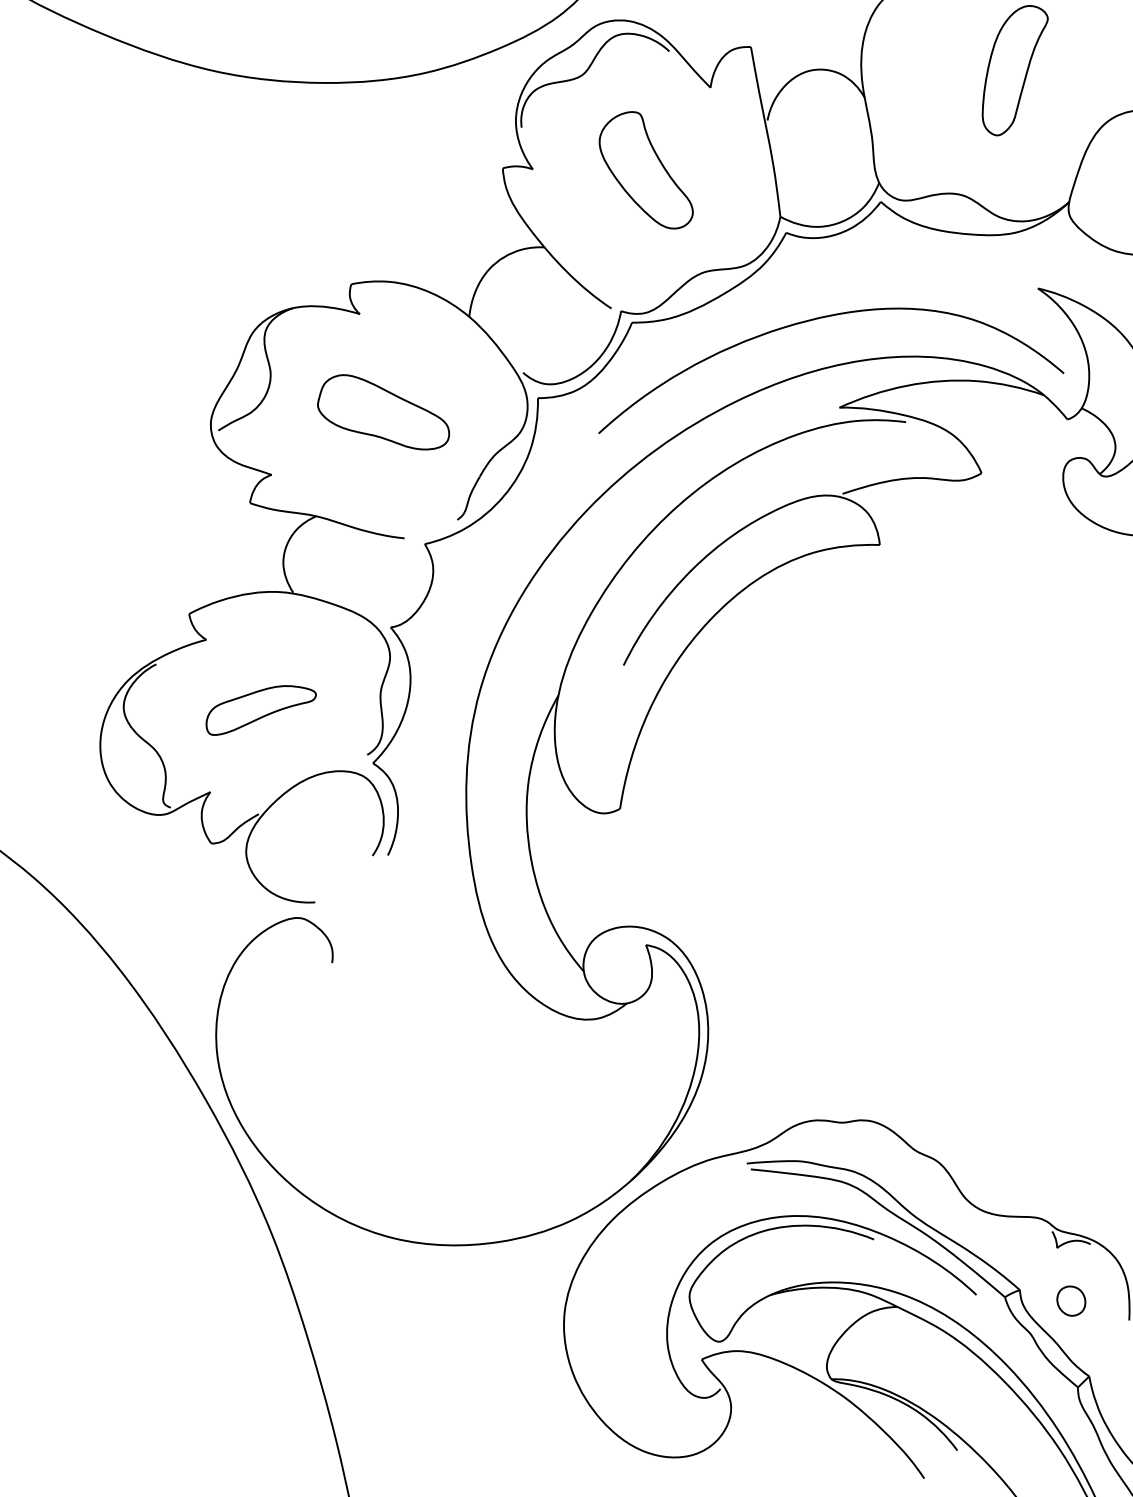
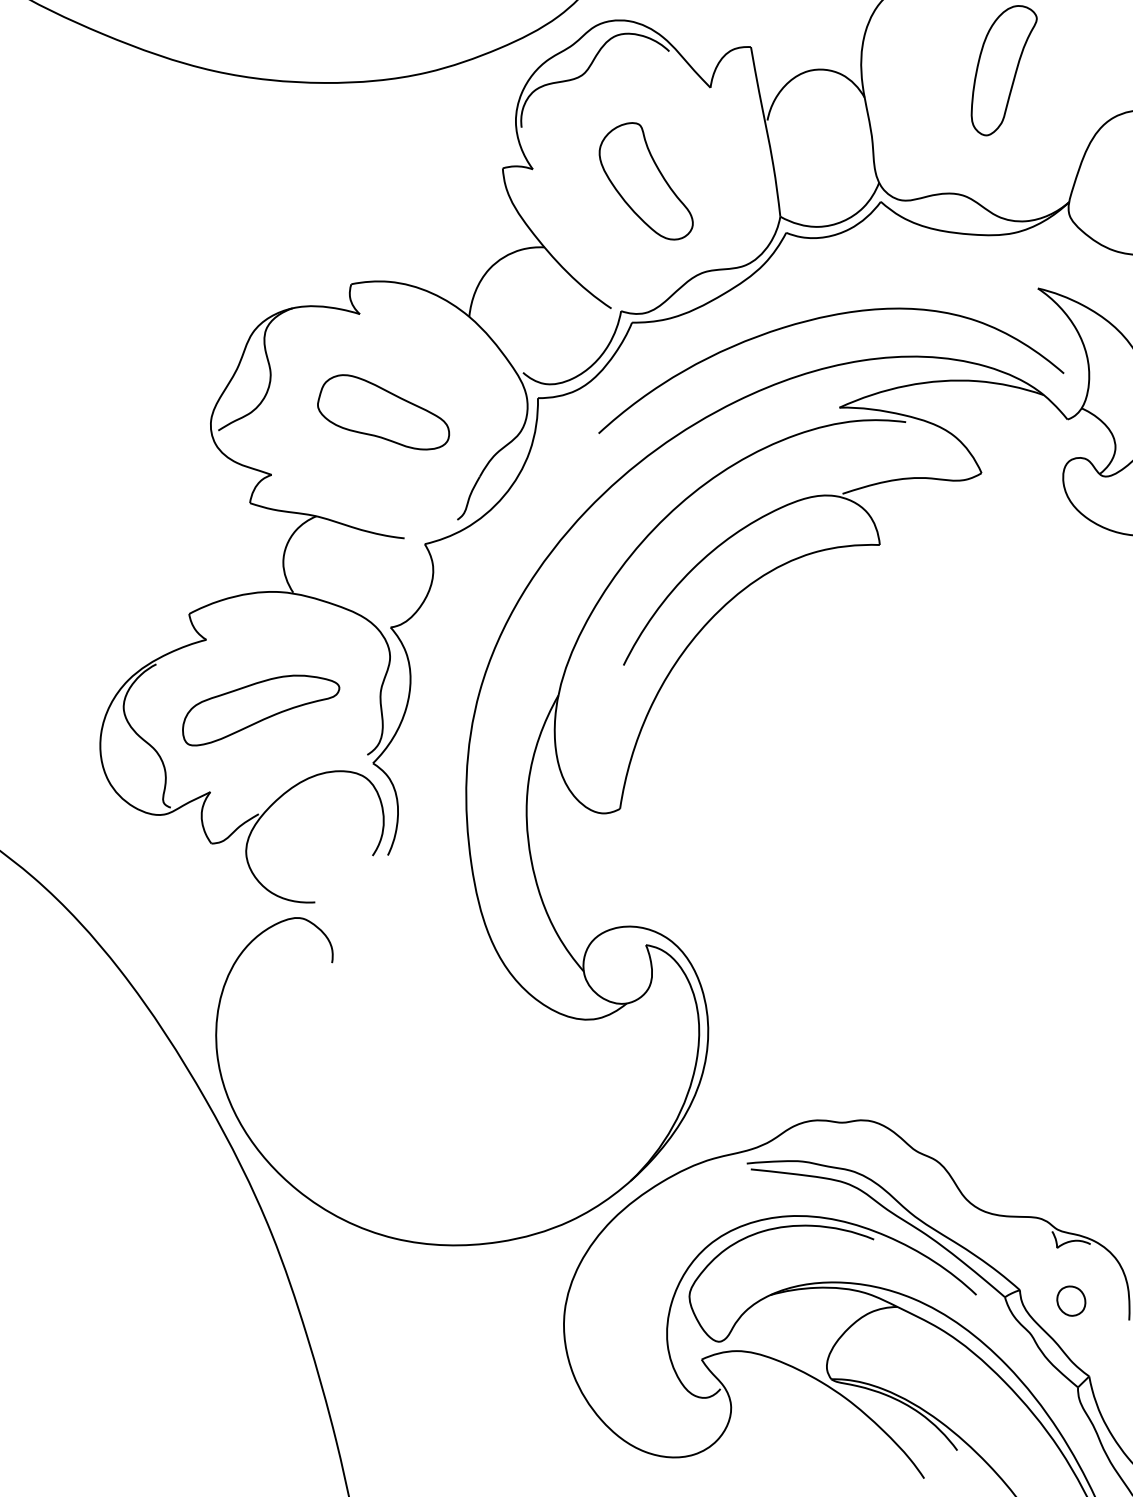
part position: (1014, 70) -> (1003, 70) (1003, 70)
part position: (645, 170) -> (645, 181) (645, 181)
part size: 112x51 px -> 159x73 px (261, 710)
